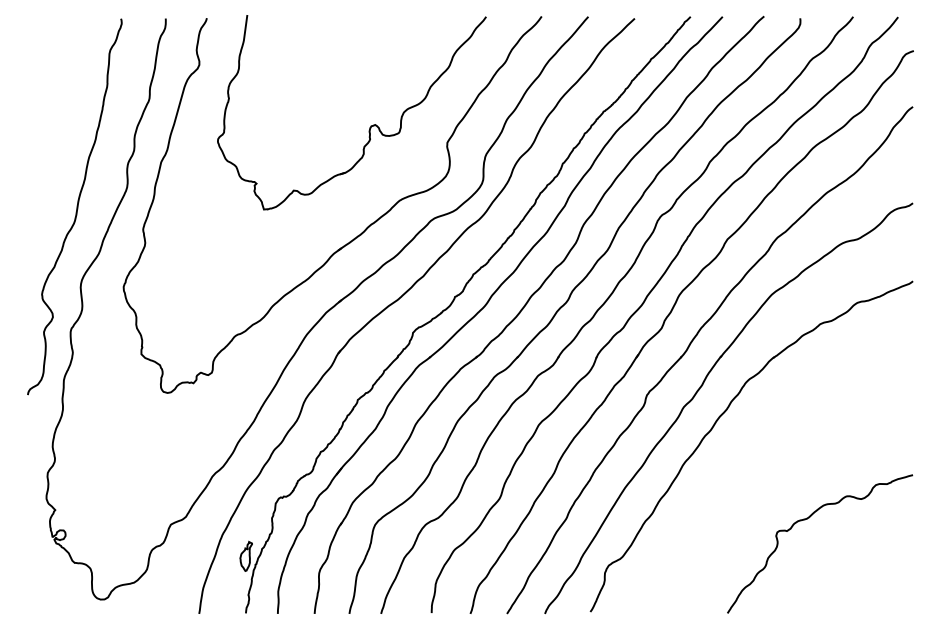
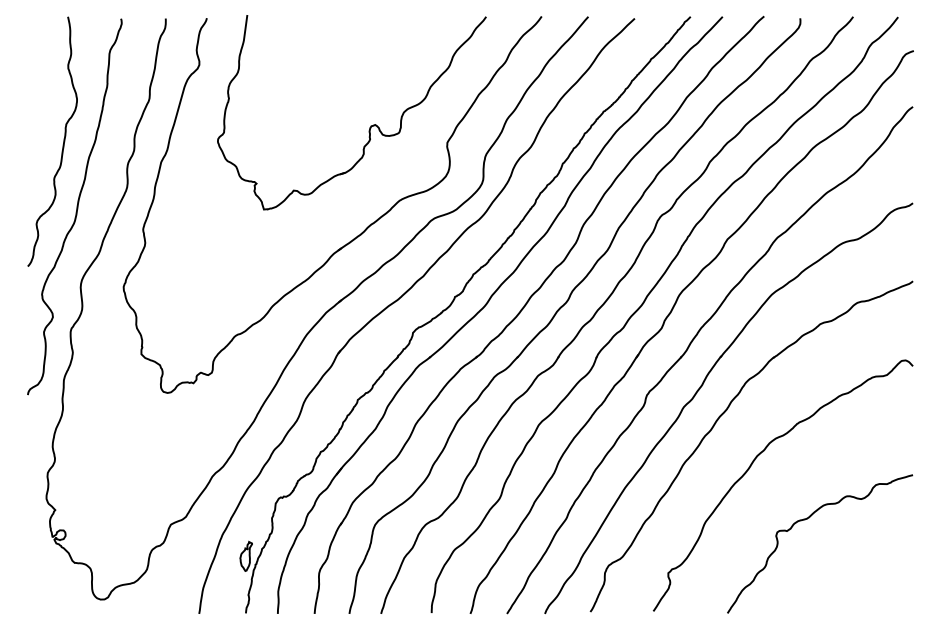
curve: none -> present (62, 144)
curve: none -> present (751, 466)
